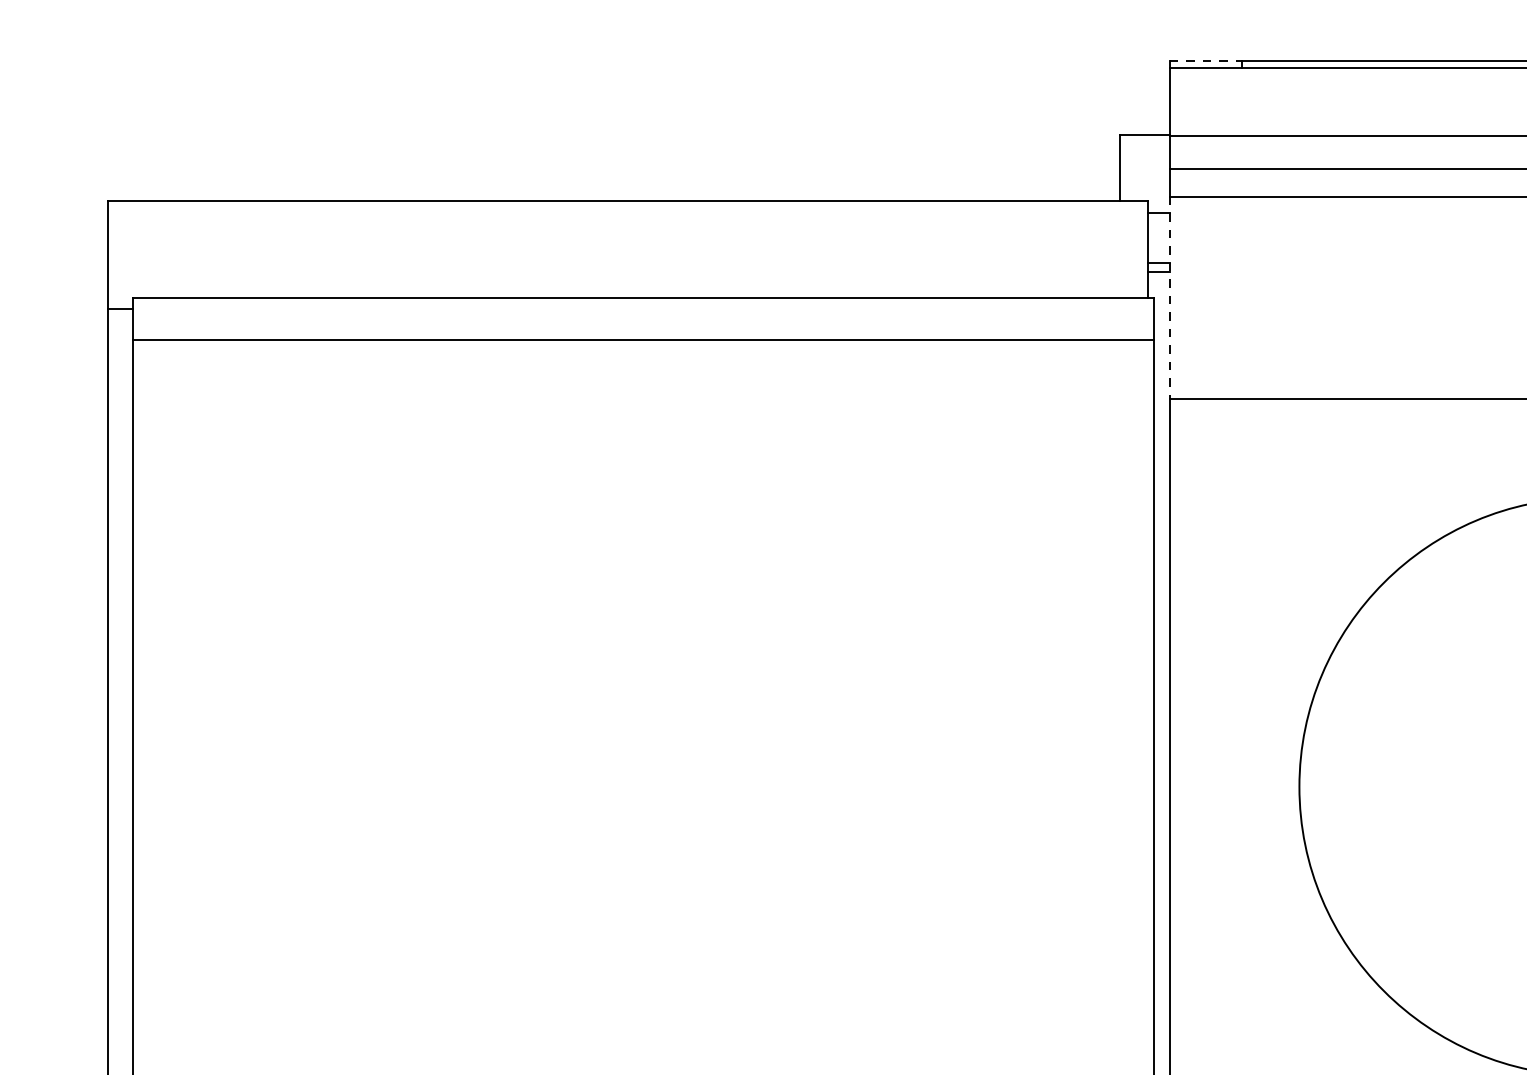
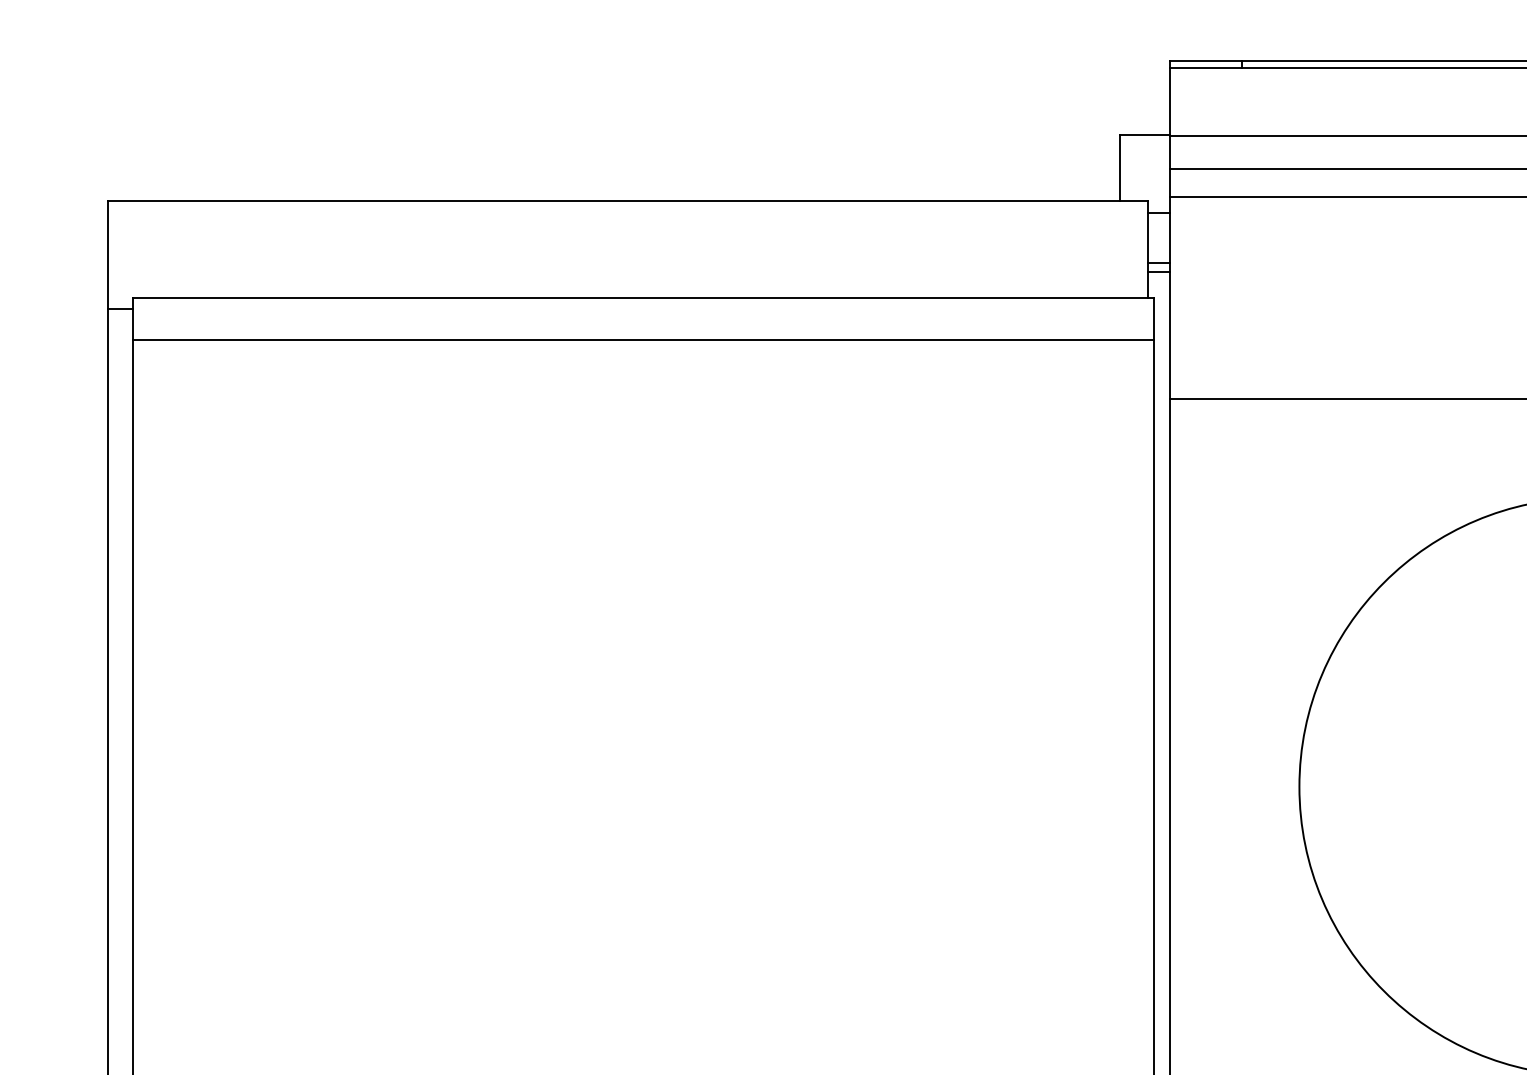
line: dashed -> solid (1205, 60)
line: dashed -> solid (1169, 298)
